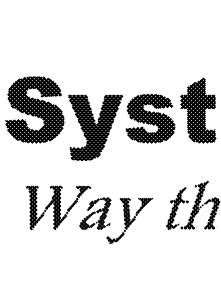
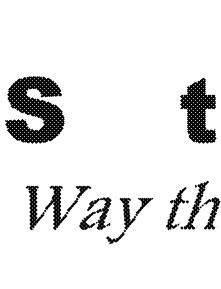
hatch: present -> none (150, 118)
hatch: present -> none (94, 127)
